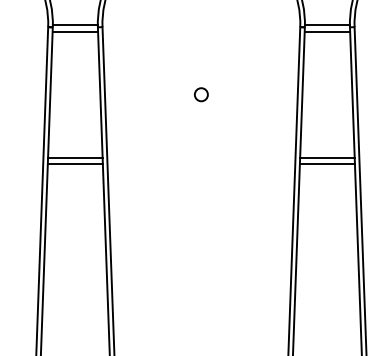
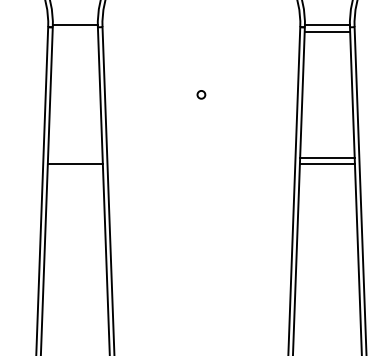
line: present -> none (75, 31)
circle size: 15x16 px -> 11x10 px (201, 94)
line: present -> none (75, 157)
